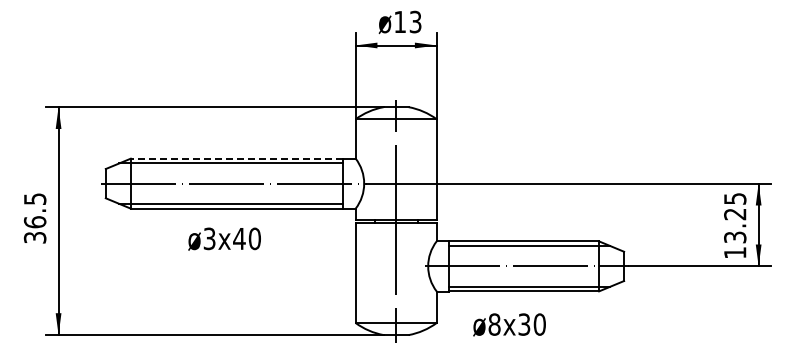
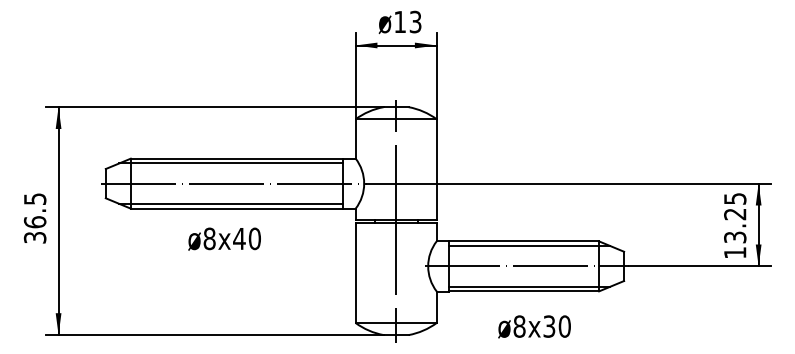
line: dashed -> solid (236, 158)
text: ø3x40 -> ø8x40 (209, 238)
text position: (509, 324) -> (534, 326) (534, 326)
